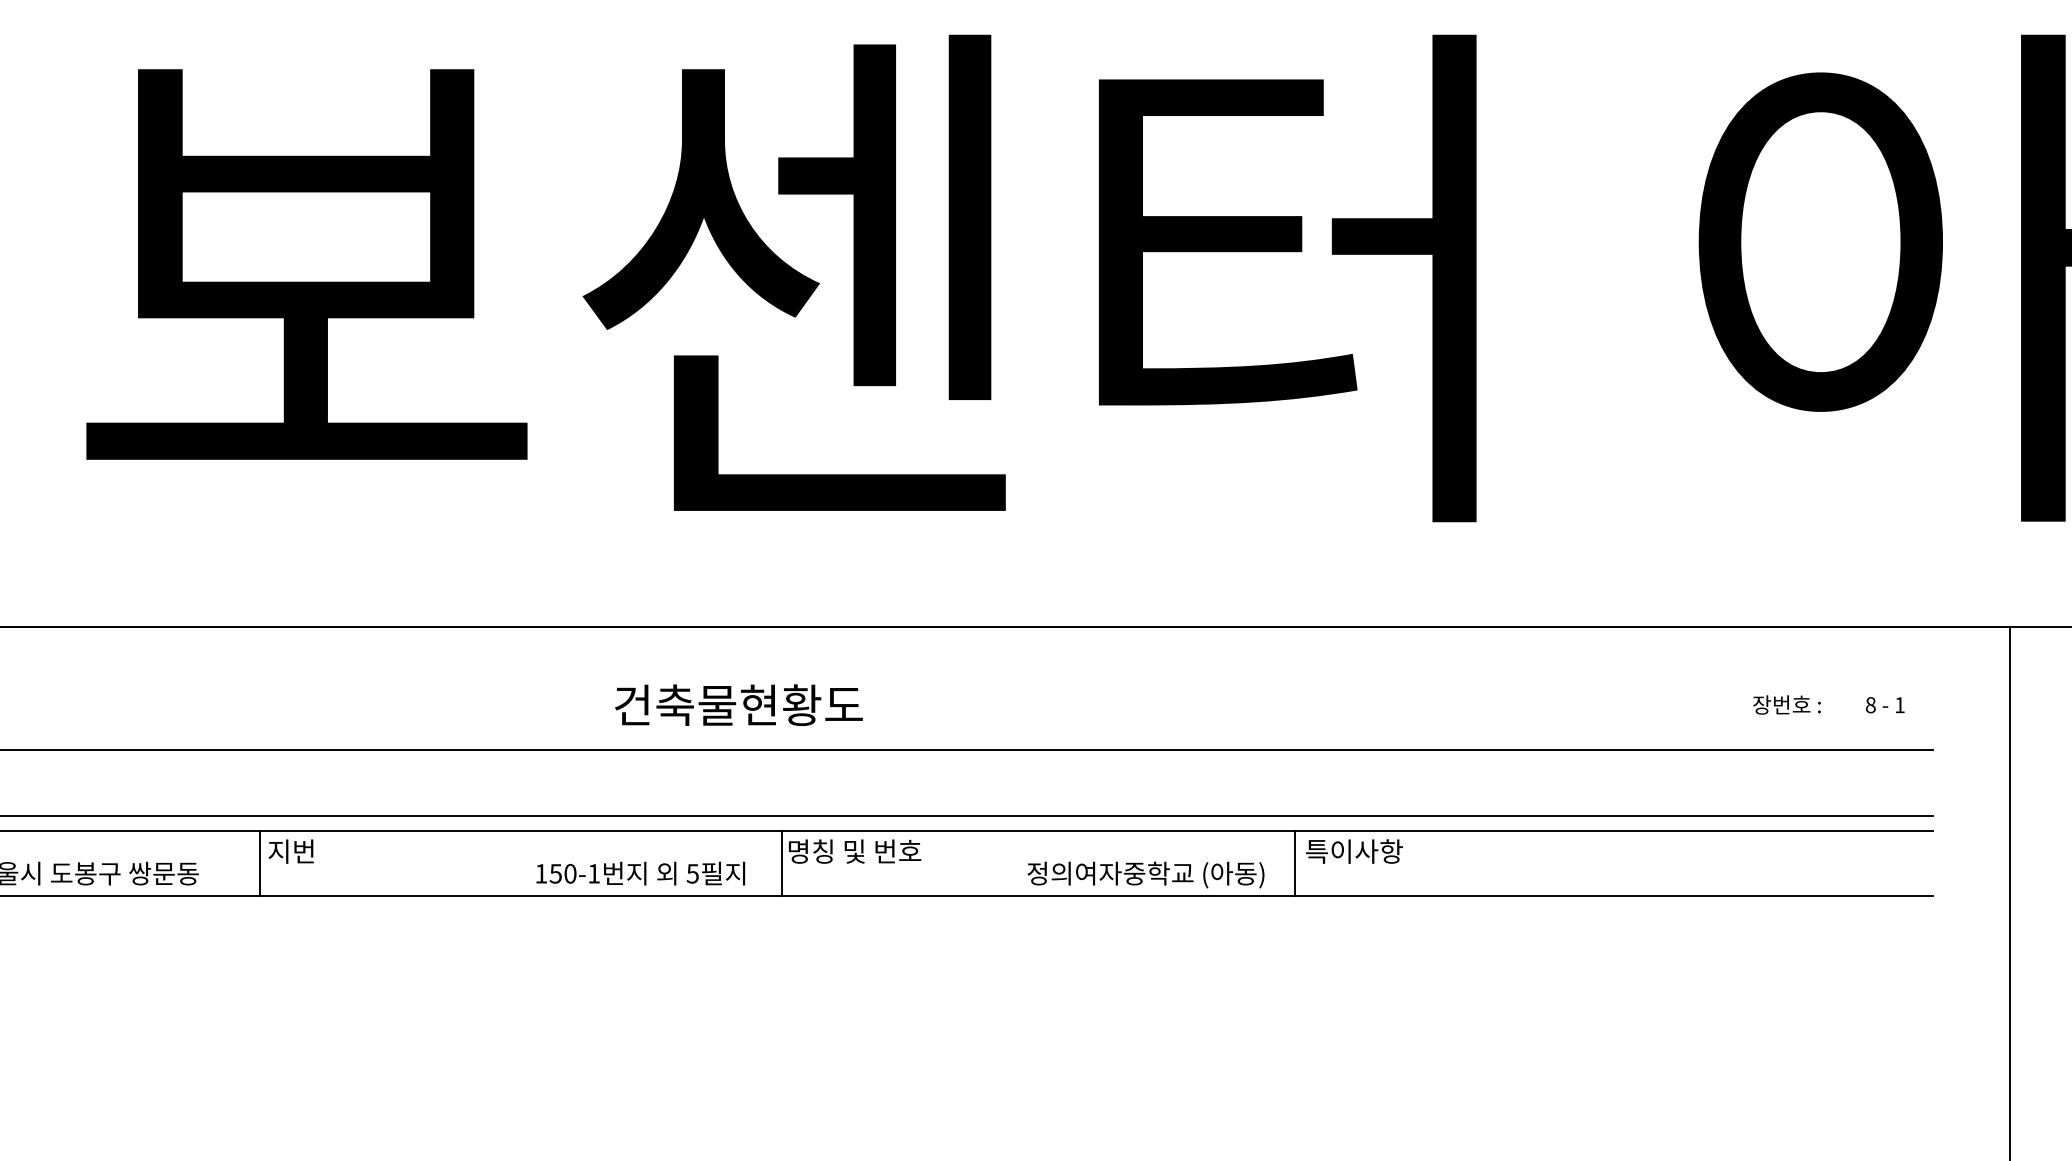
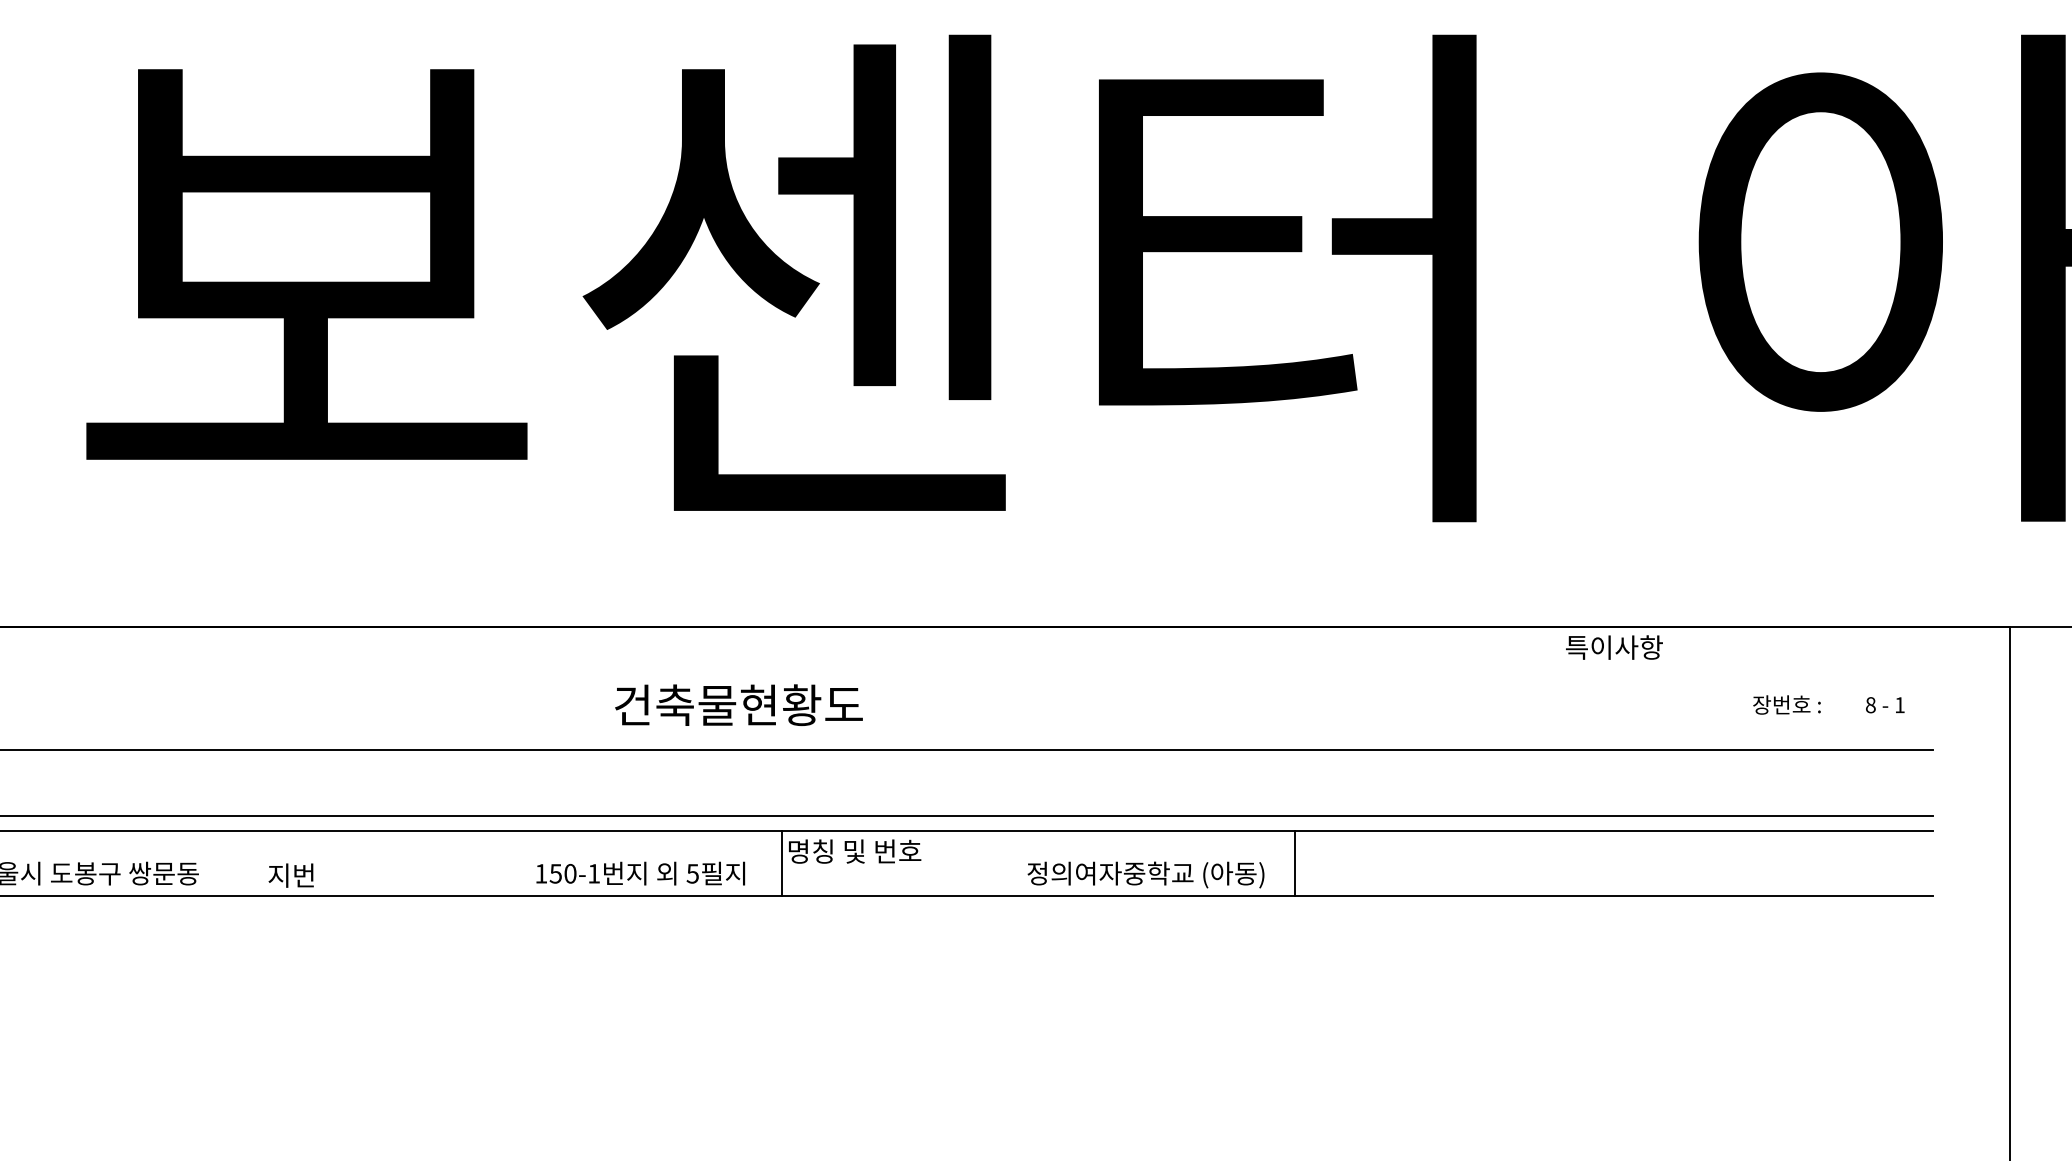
text position: (290, 851) -> (290, 875) (290, 875)
text position: (1354, 851) -> (1614, 647) (1614, 647)
line: present -> none (260, 863)
